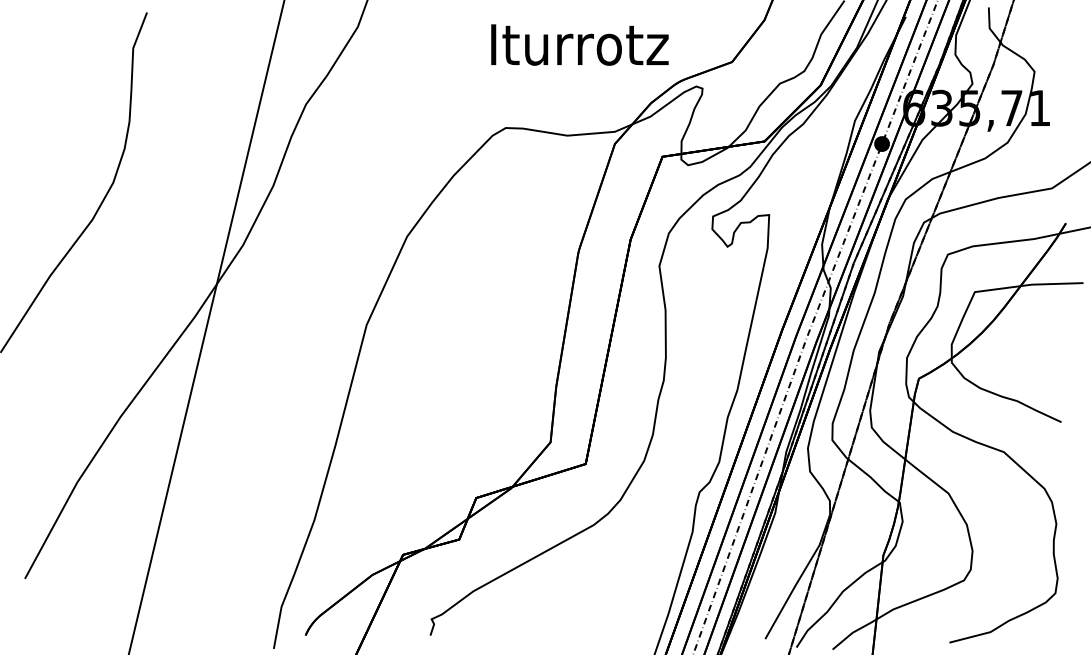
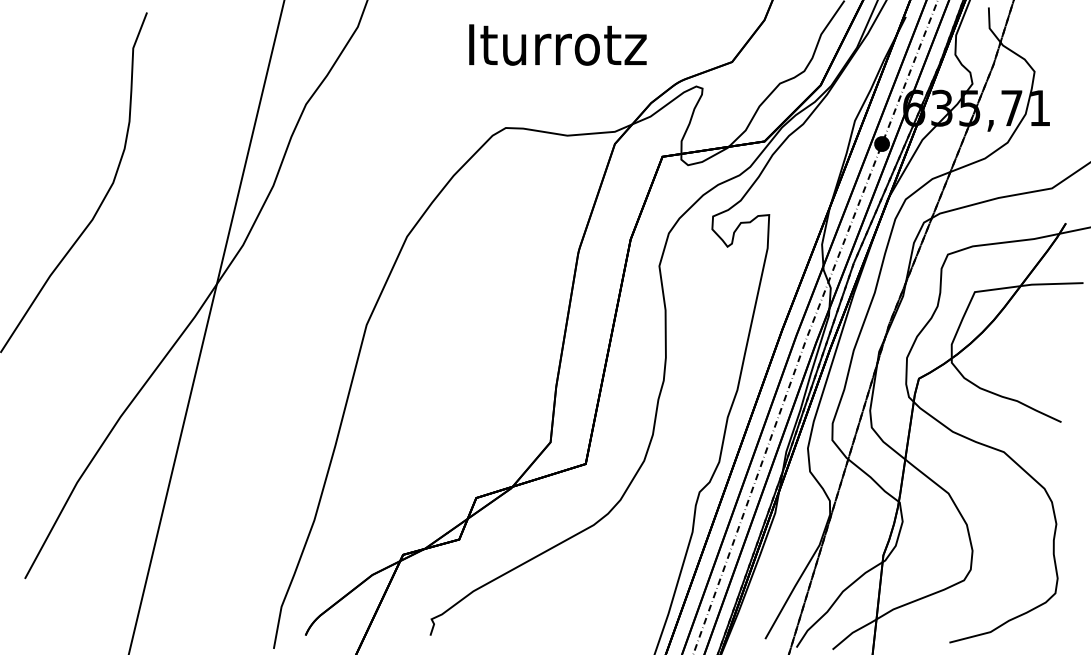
text position: (579, 44) -> (557, 44) (557, 44)
